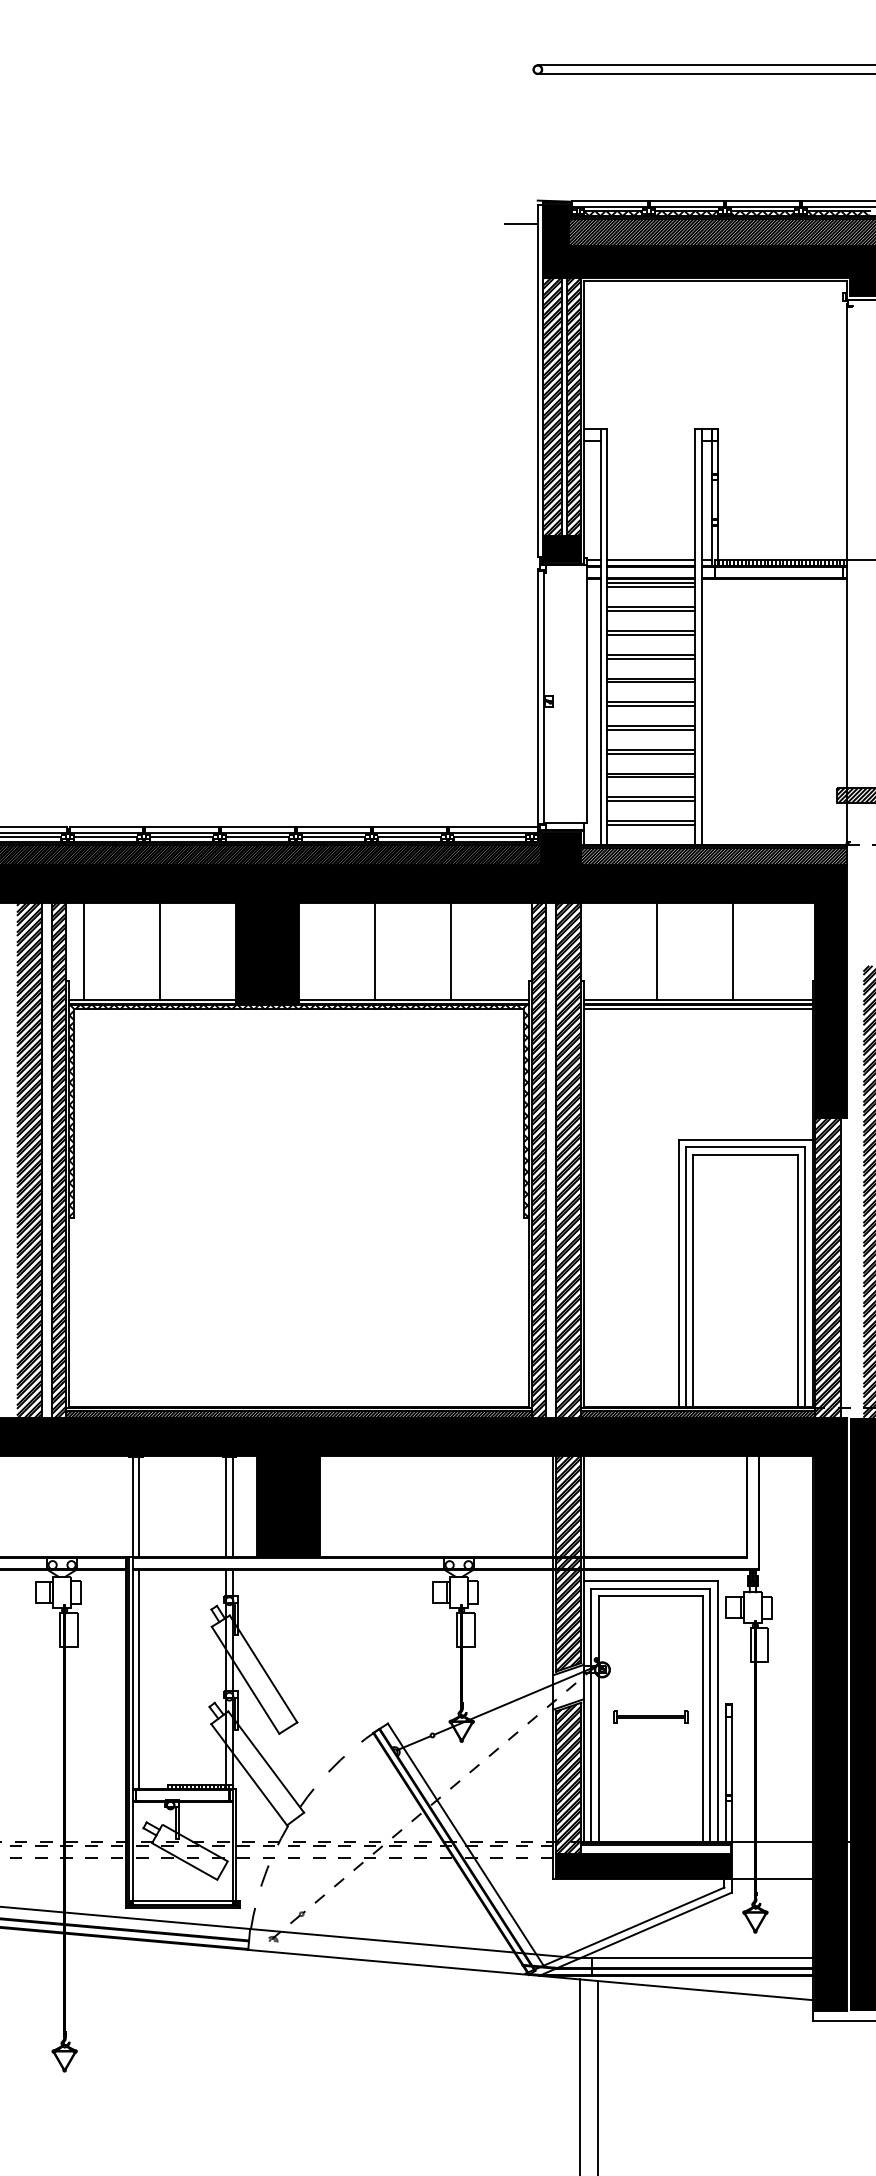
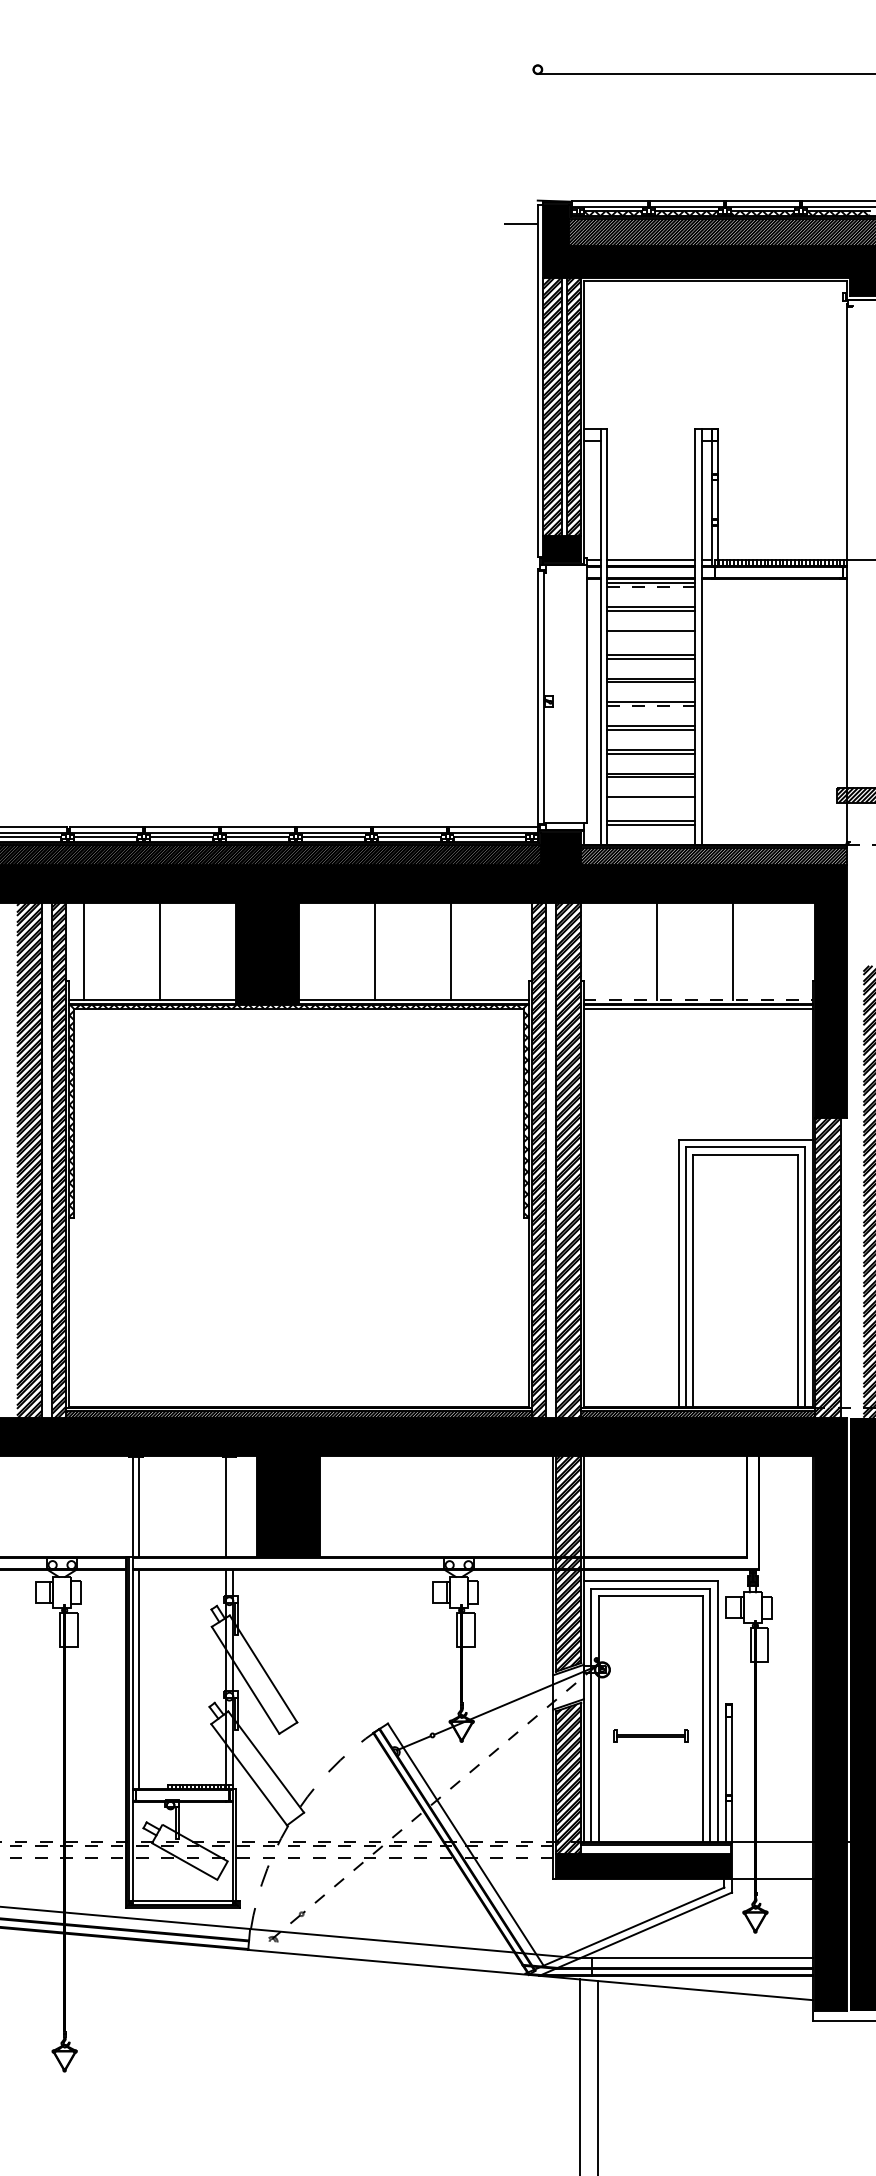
line: present -> none (704, 65)
line: solid -> dashed (651, 587)
line: present -> none (650, 634)
line: solid -> dashed (651, 706)
line: present -> none (650, 801)
line: solid -> dashed (698, 999)
line: present -> none (232, 1506)
part position: (650, 1716) -> (650, 1735) (650, 1735)
